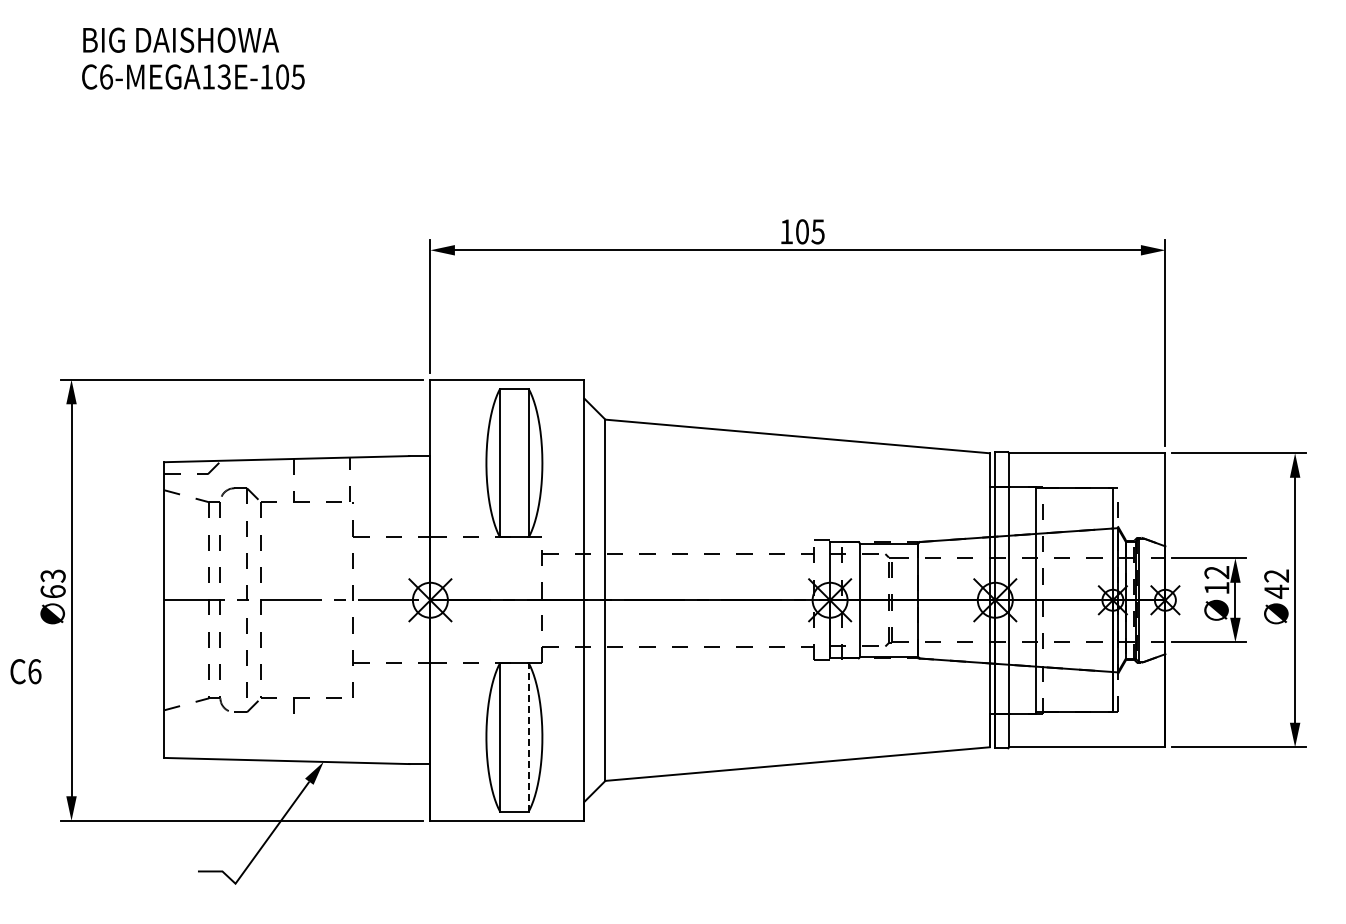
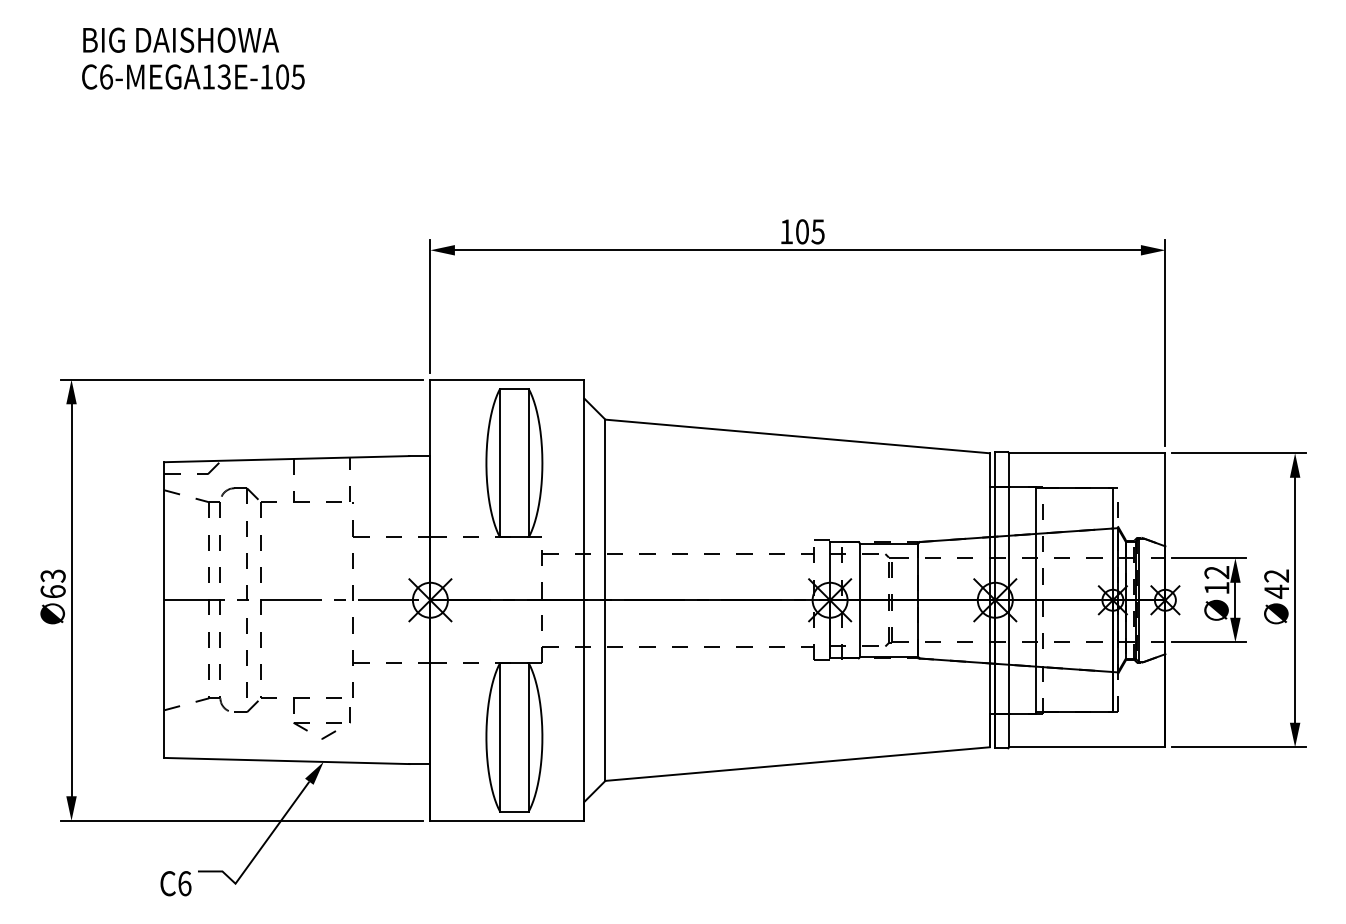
text position: (25, 671) -> (175, 883) (175, 883)
part: none -> present (321, 723)
line: dashed -> solid (528, 736)
